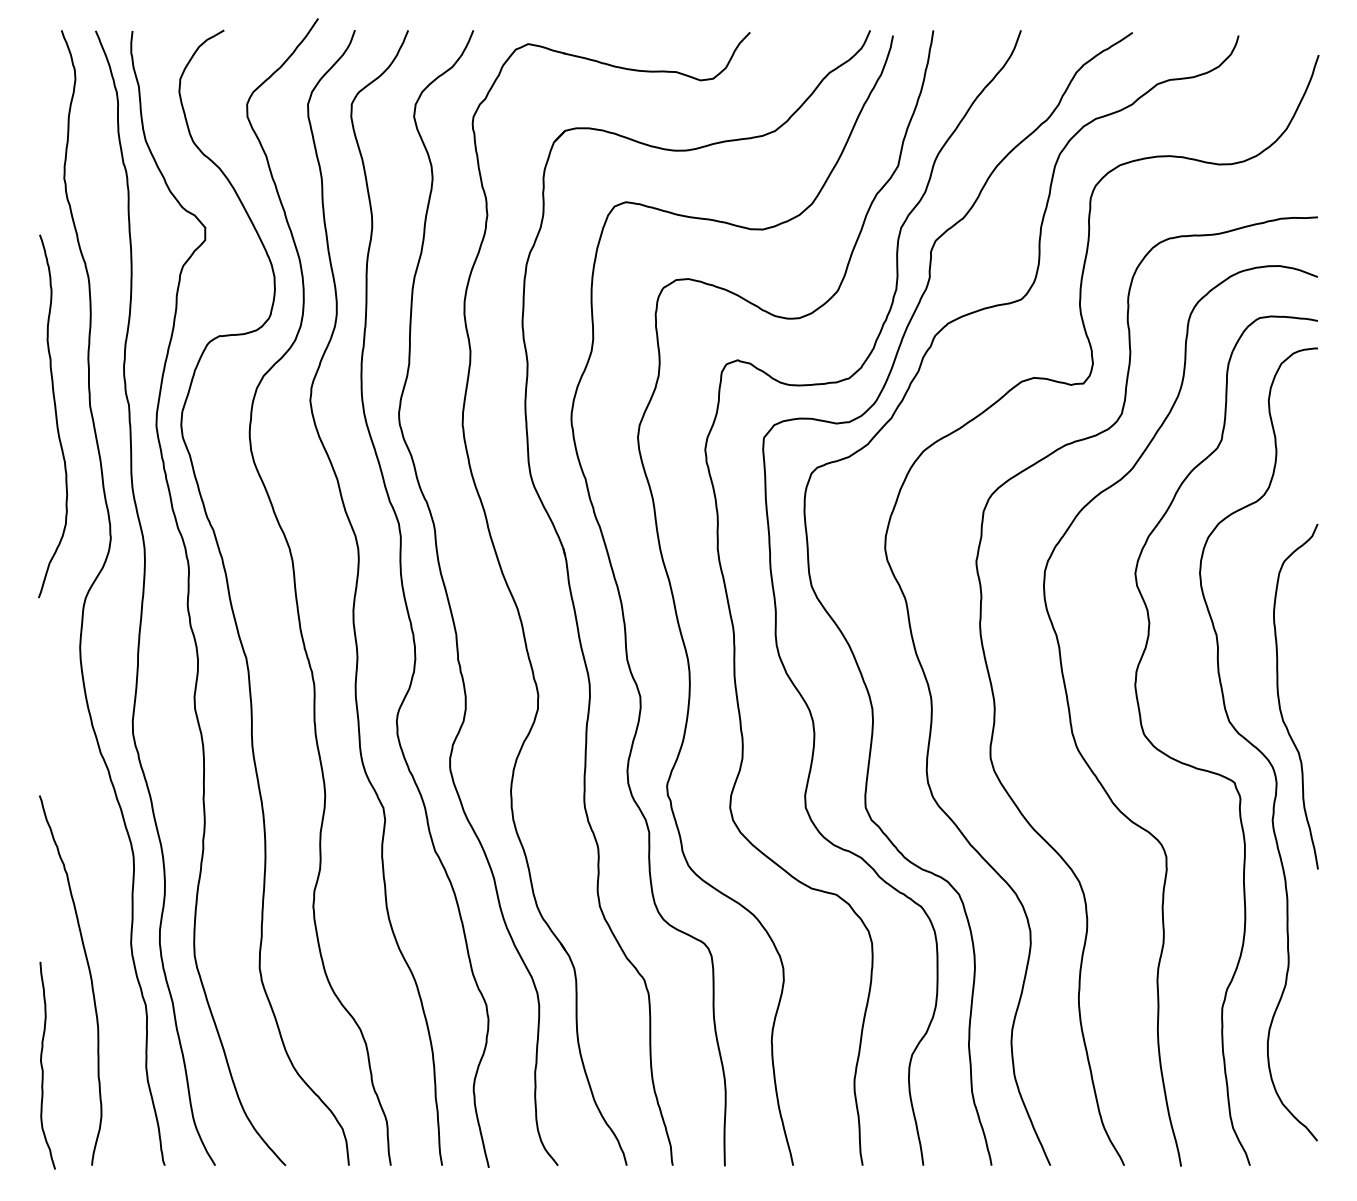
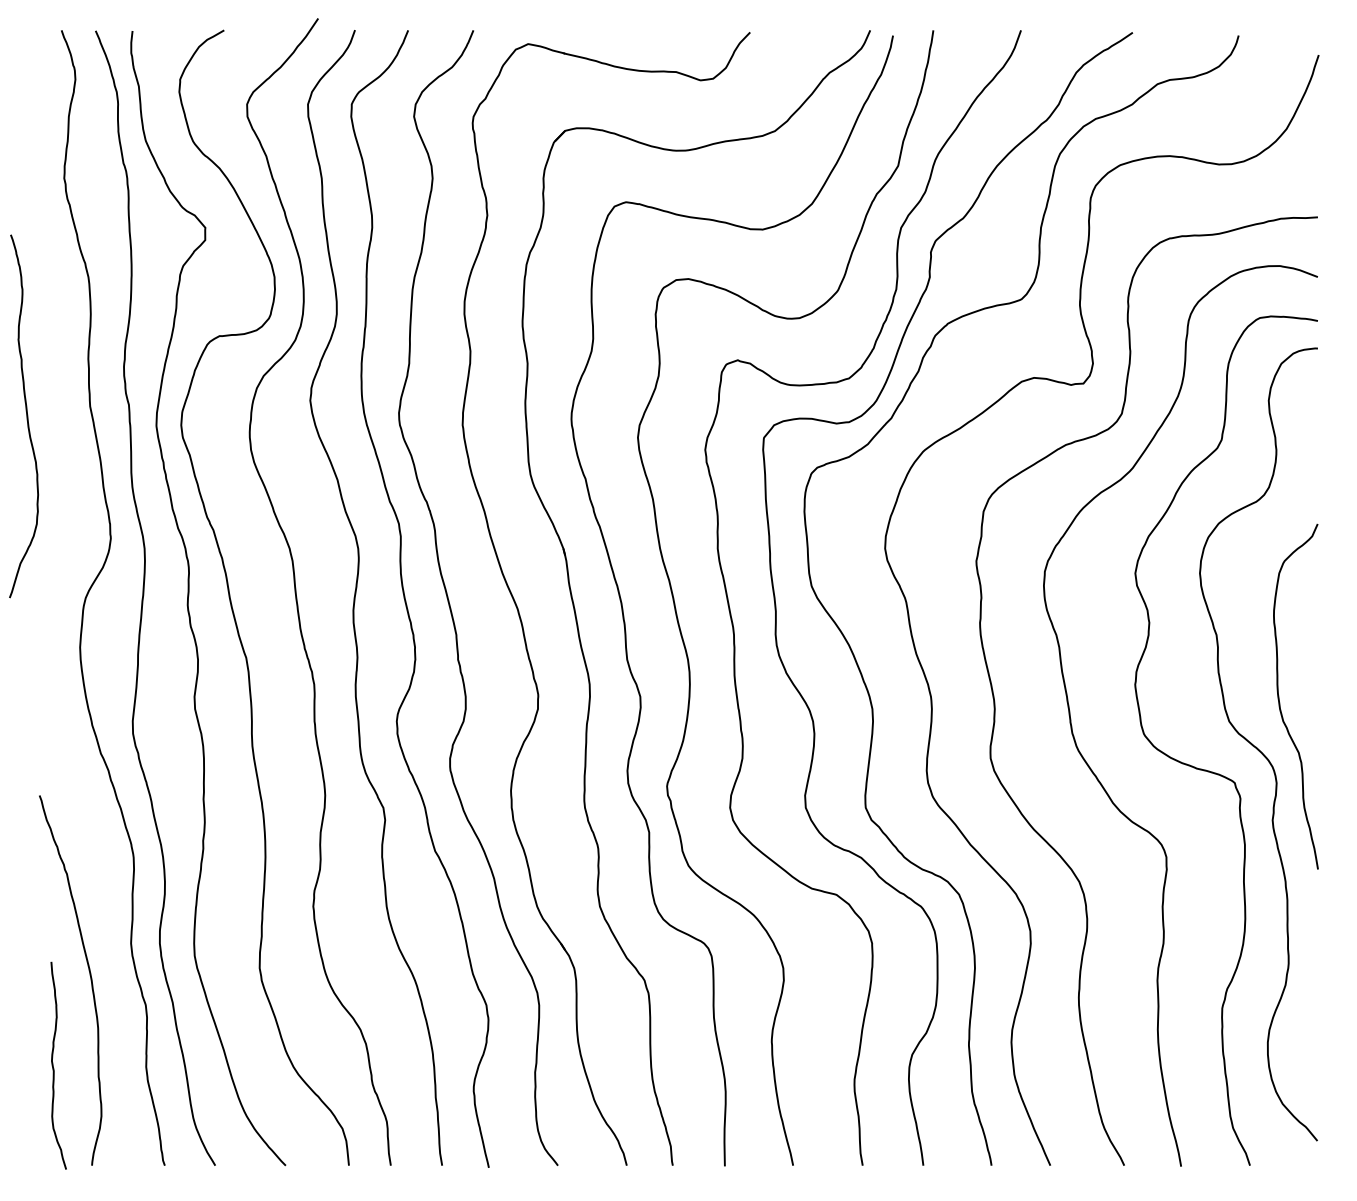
curve position: (55, 416) -> (26, 416) (26, 416)
curve position: (42, 1065) -> (53, 1065) (53, 1065)
